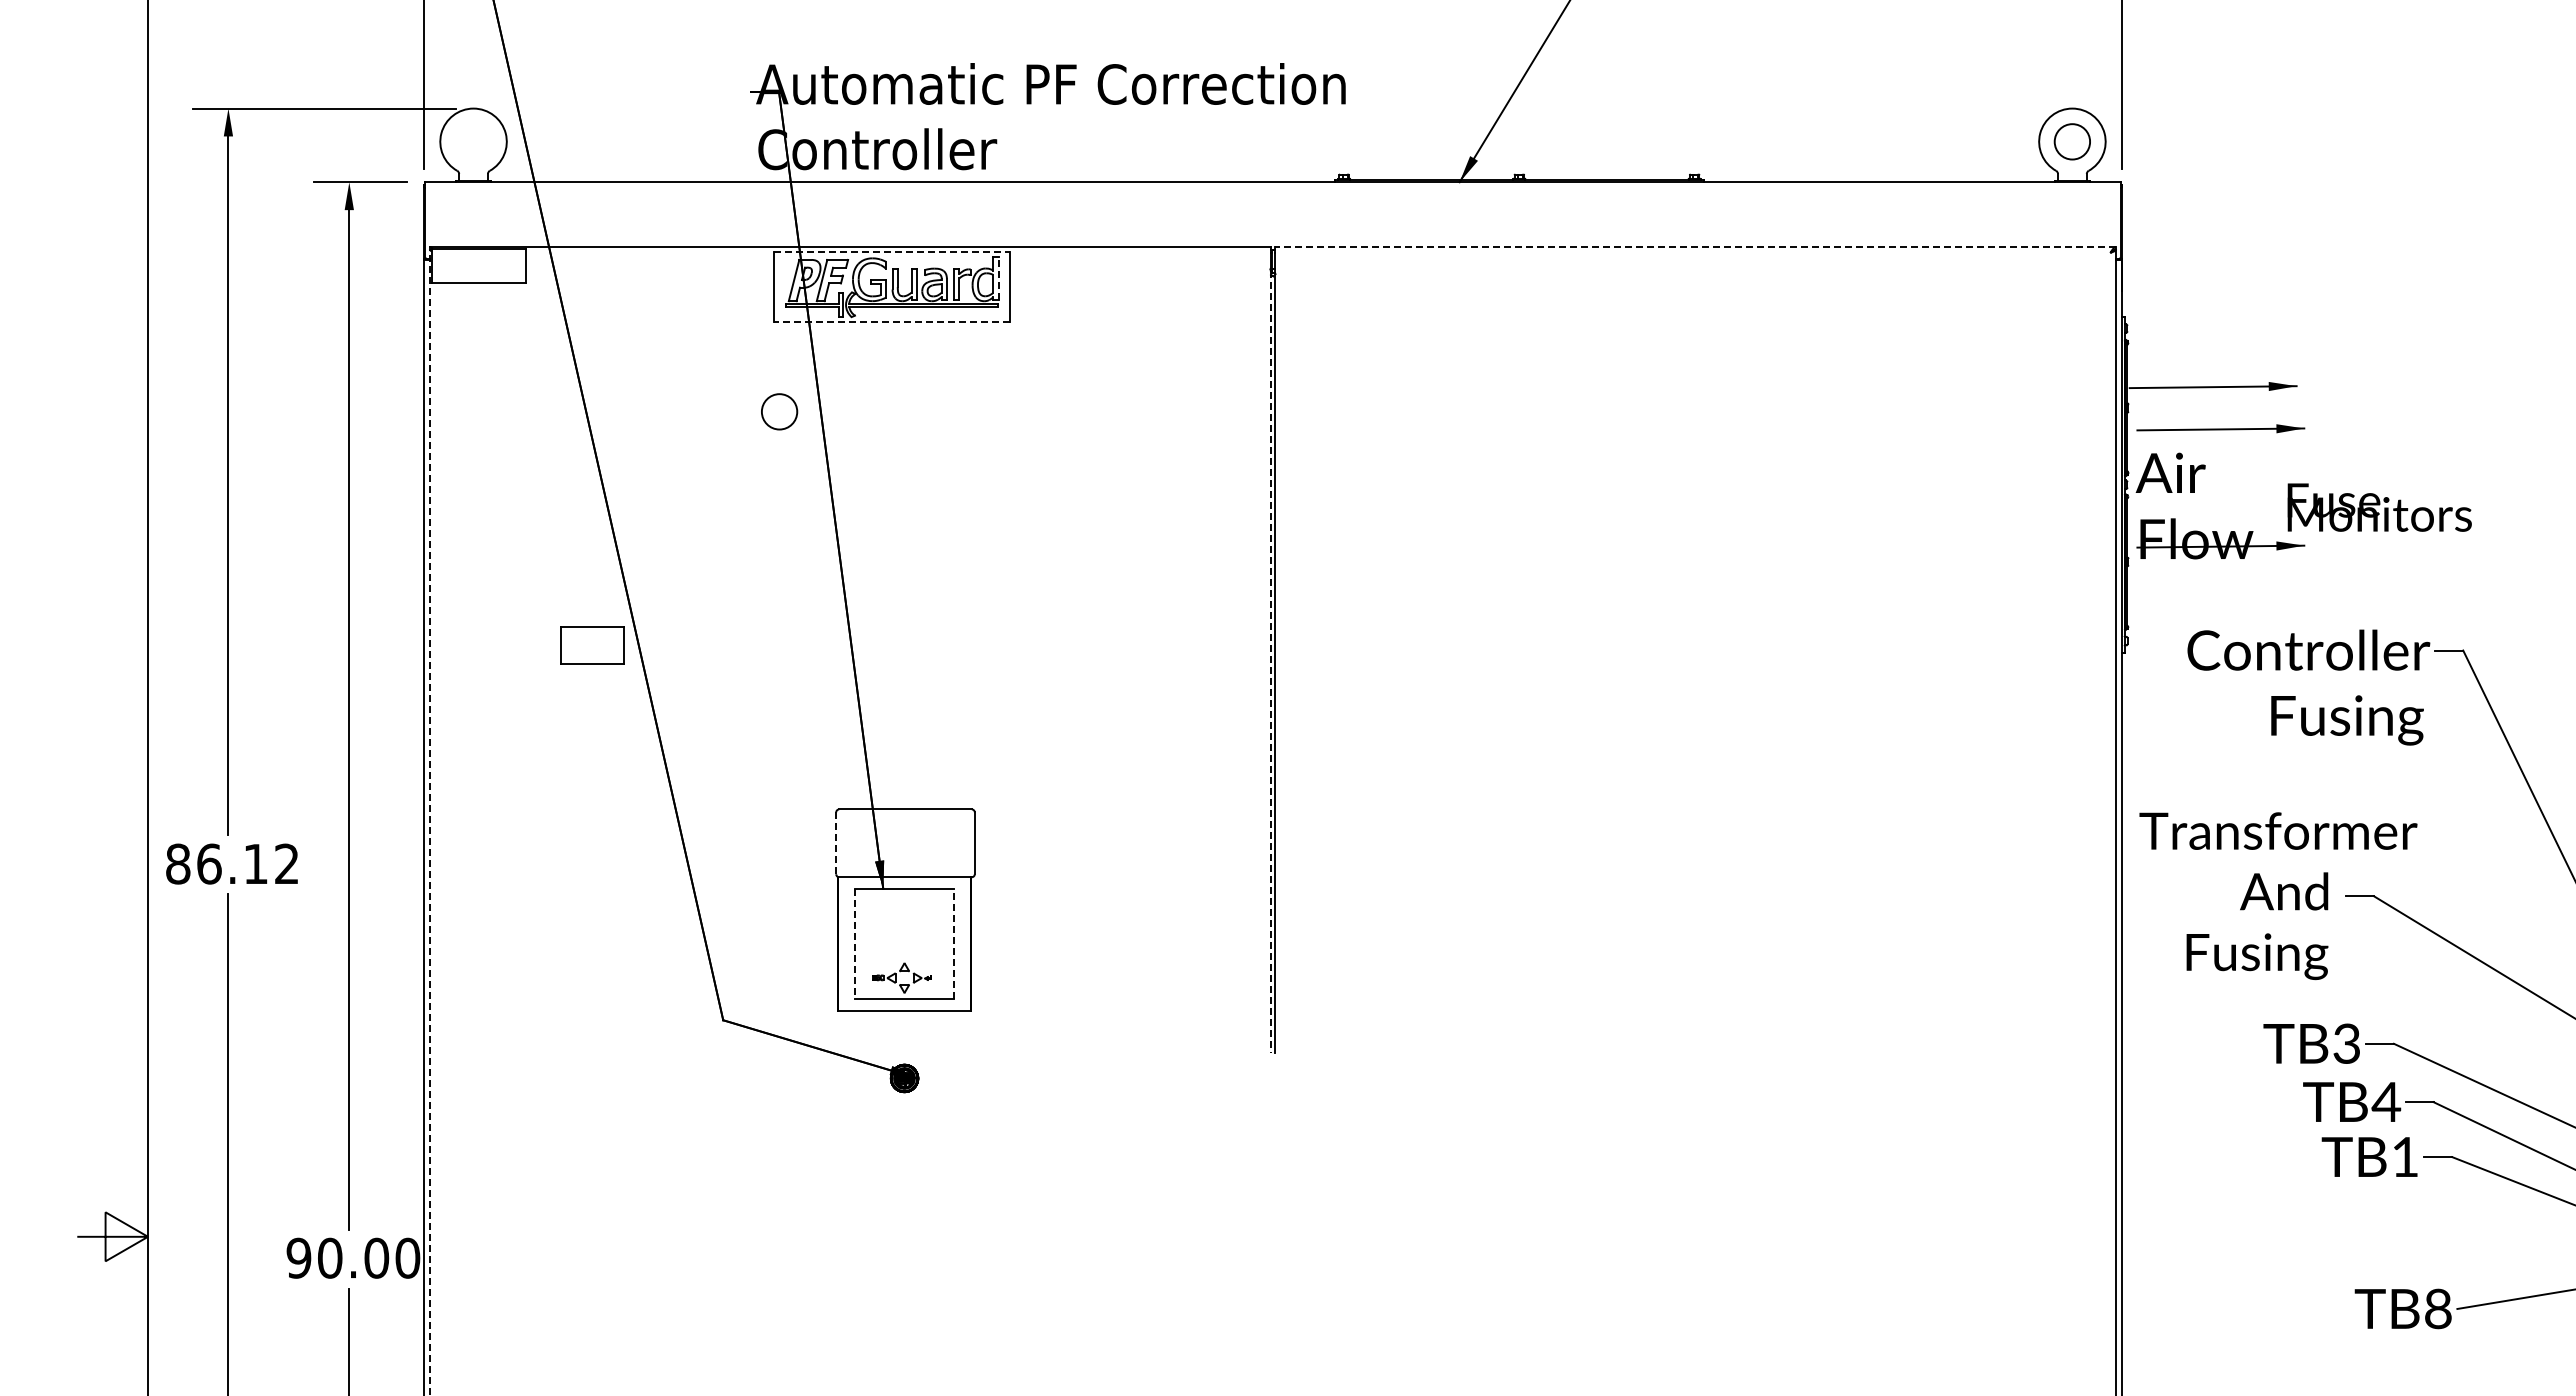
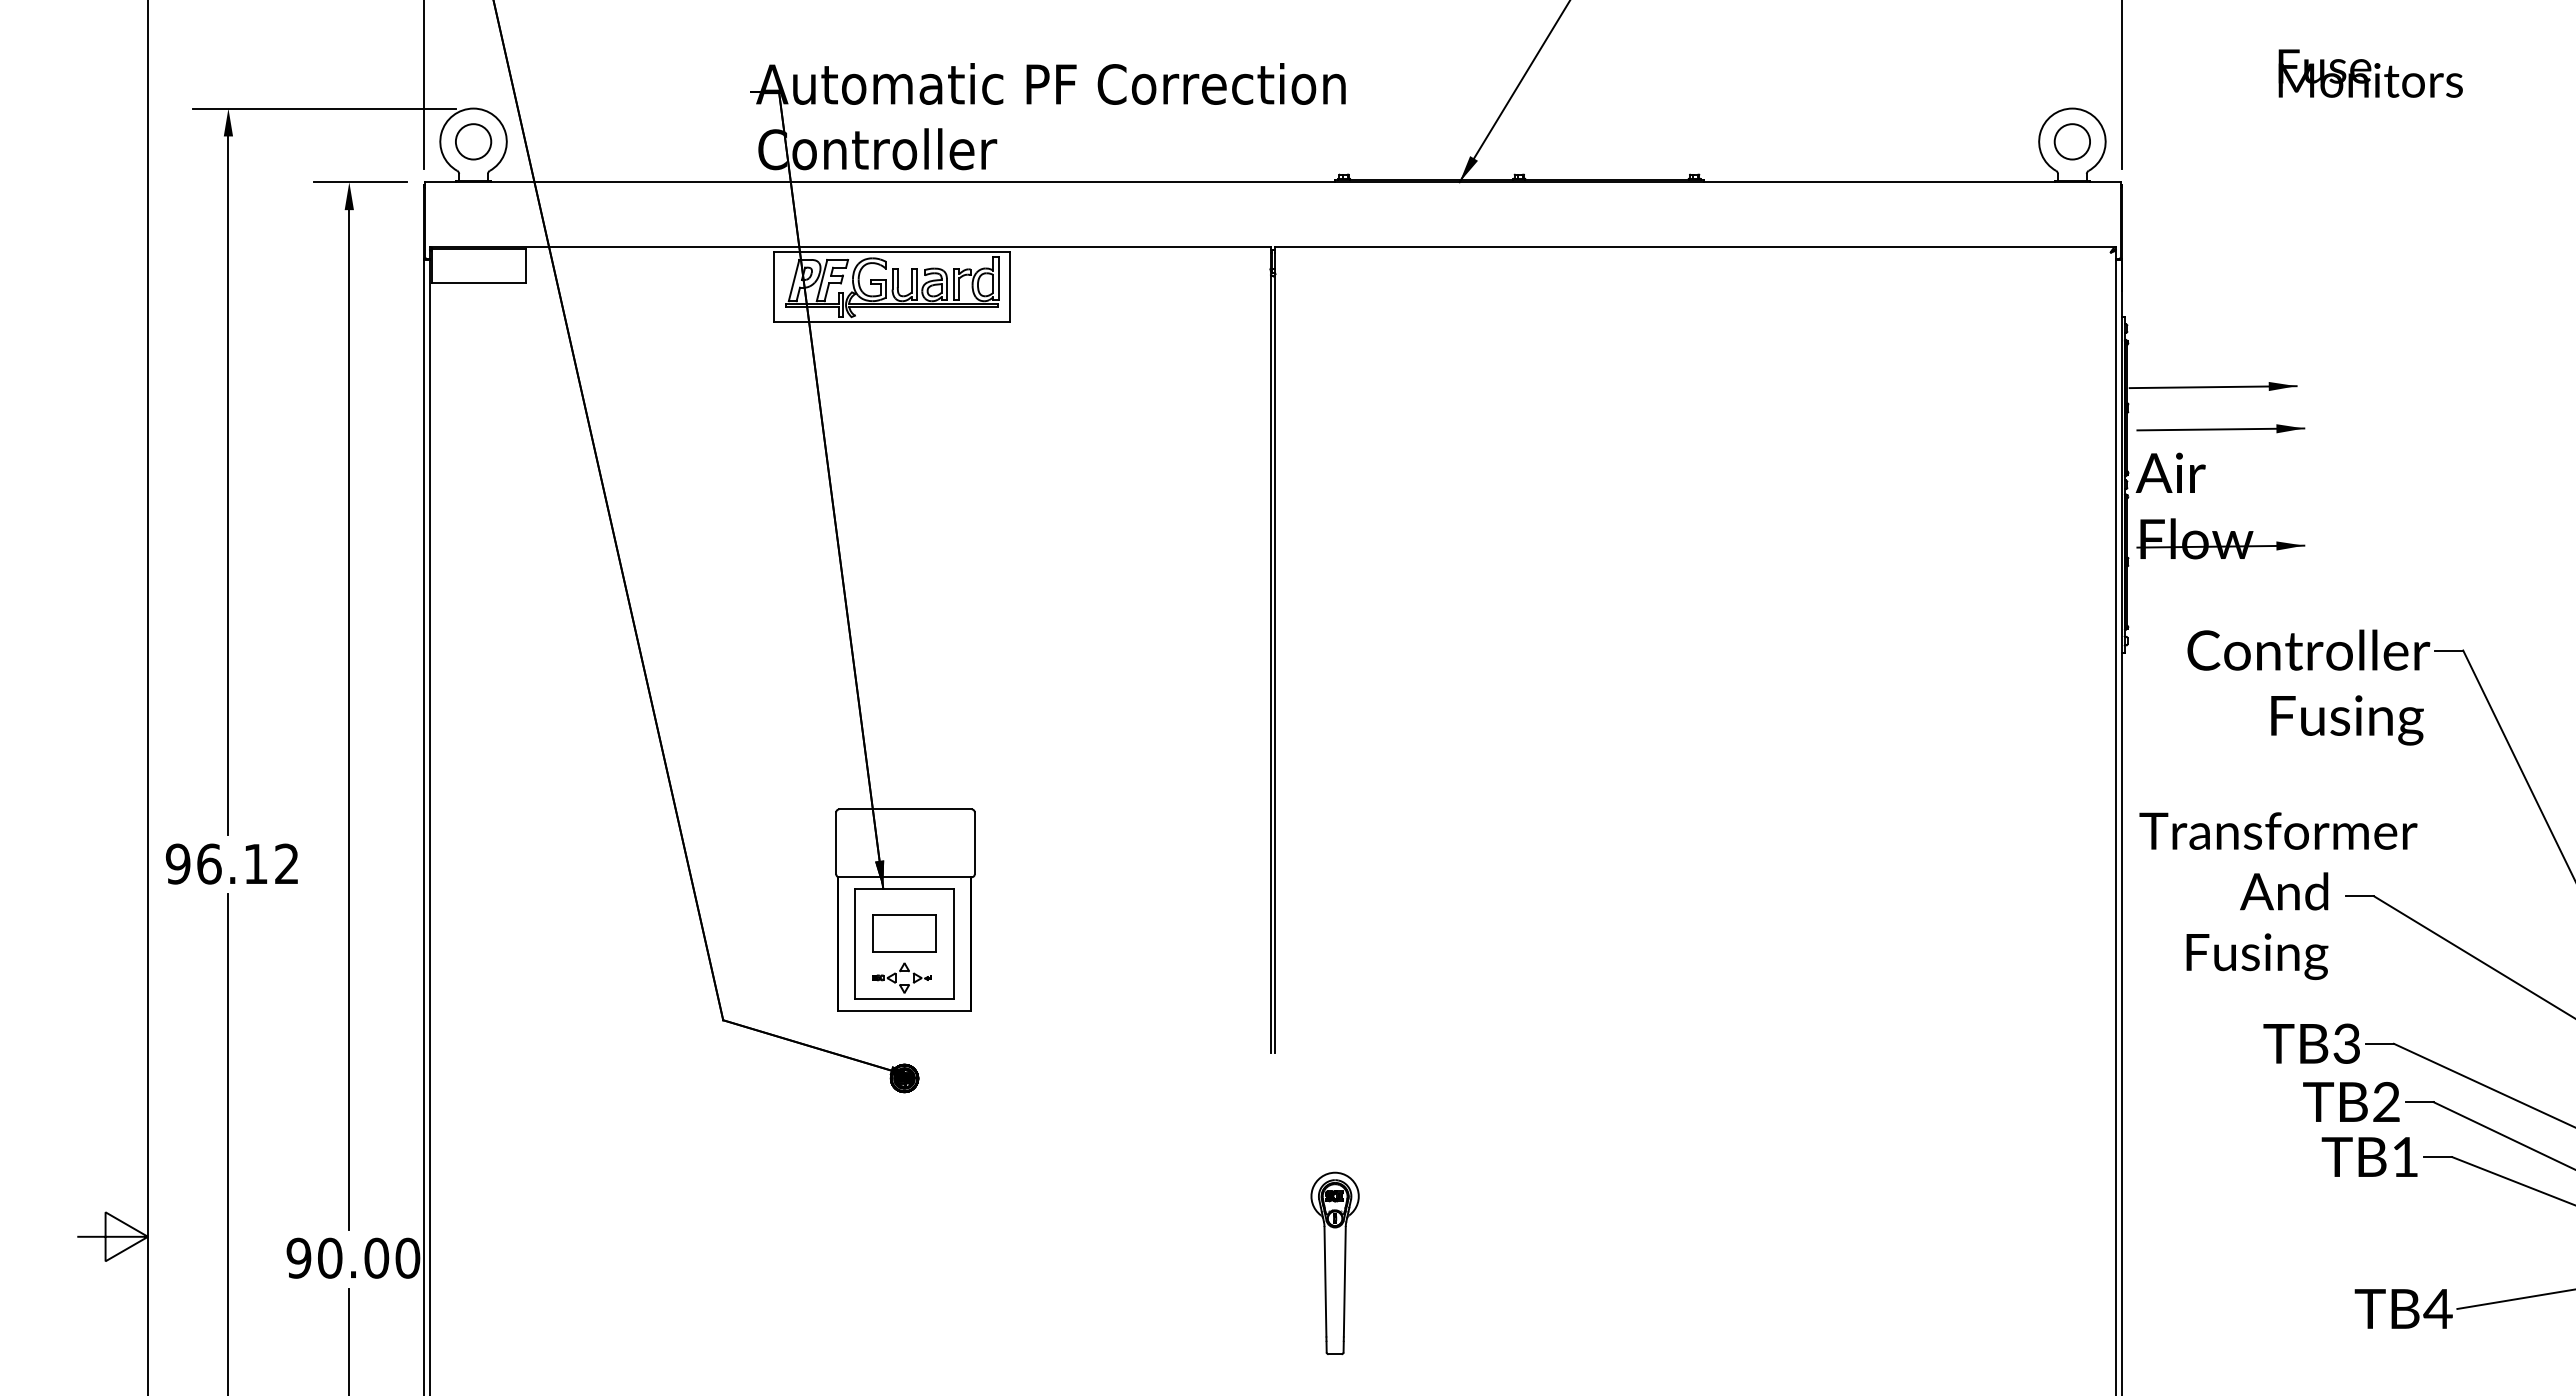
line: dashed -> solid (1695, 247)
line: dashed -> solid (892, 251)
line: dashed -> solid (998, 278)
line: dashed -> solid (892, 322)
circle position: (779, 411) -> (473, 141) (473, 141)
text position: (2379, 507) -> (2370, 73) (2370, 73)
part position: (592, 645) -> (904, 933) (904, 933)
line: dashed -> solid (1270, 662)
line: dashed -> solid (429, 822)
line: dashed -> solid (836, 843)
text: 86.12 -> 96.12 (177, 863)
line: dashed -> solid (953, 943)
line: dashed -> solid (855, 944)
text: TB4 -> TB2 (2386, 1101)
part: none -> present (1334, 1263)
text: TB8 -> TB4 (2437, 1308)
